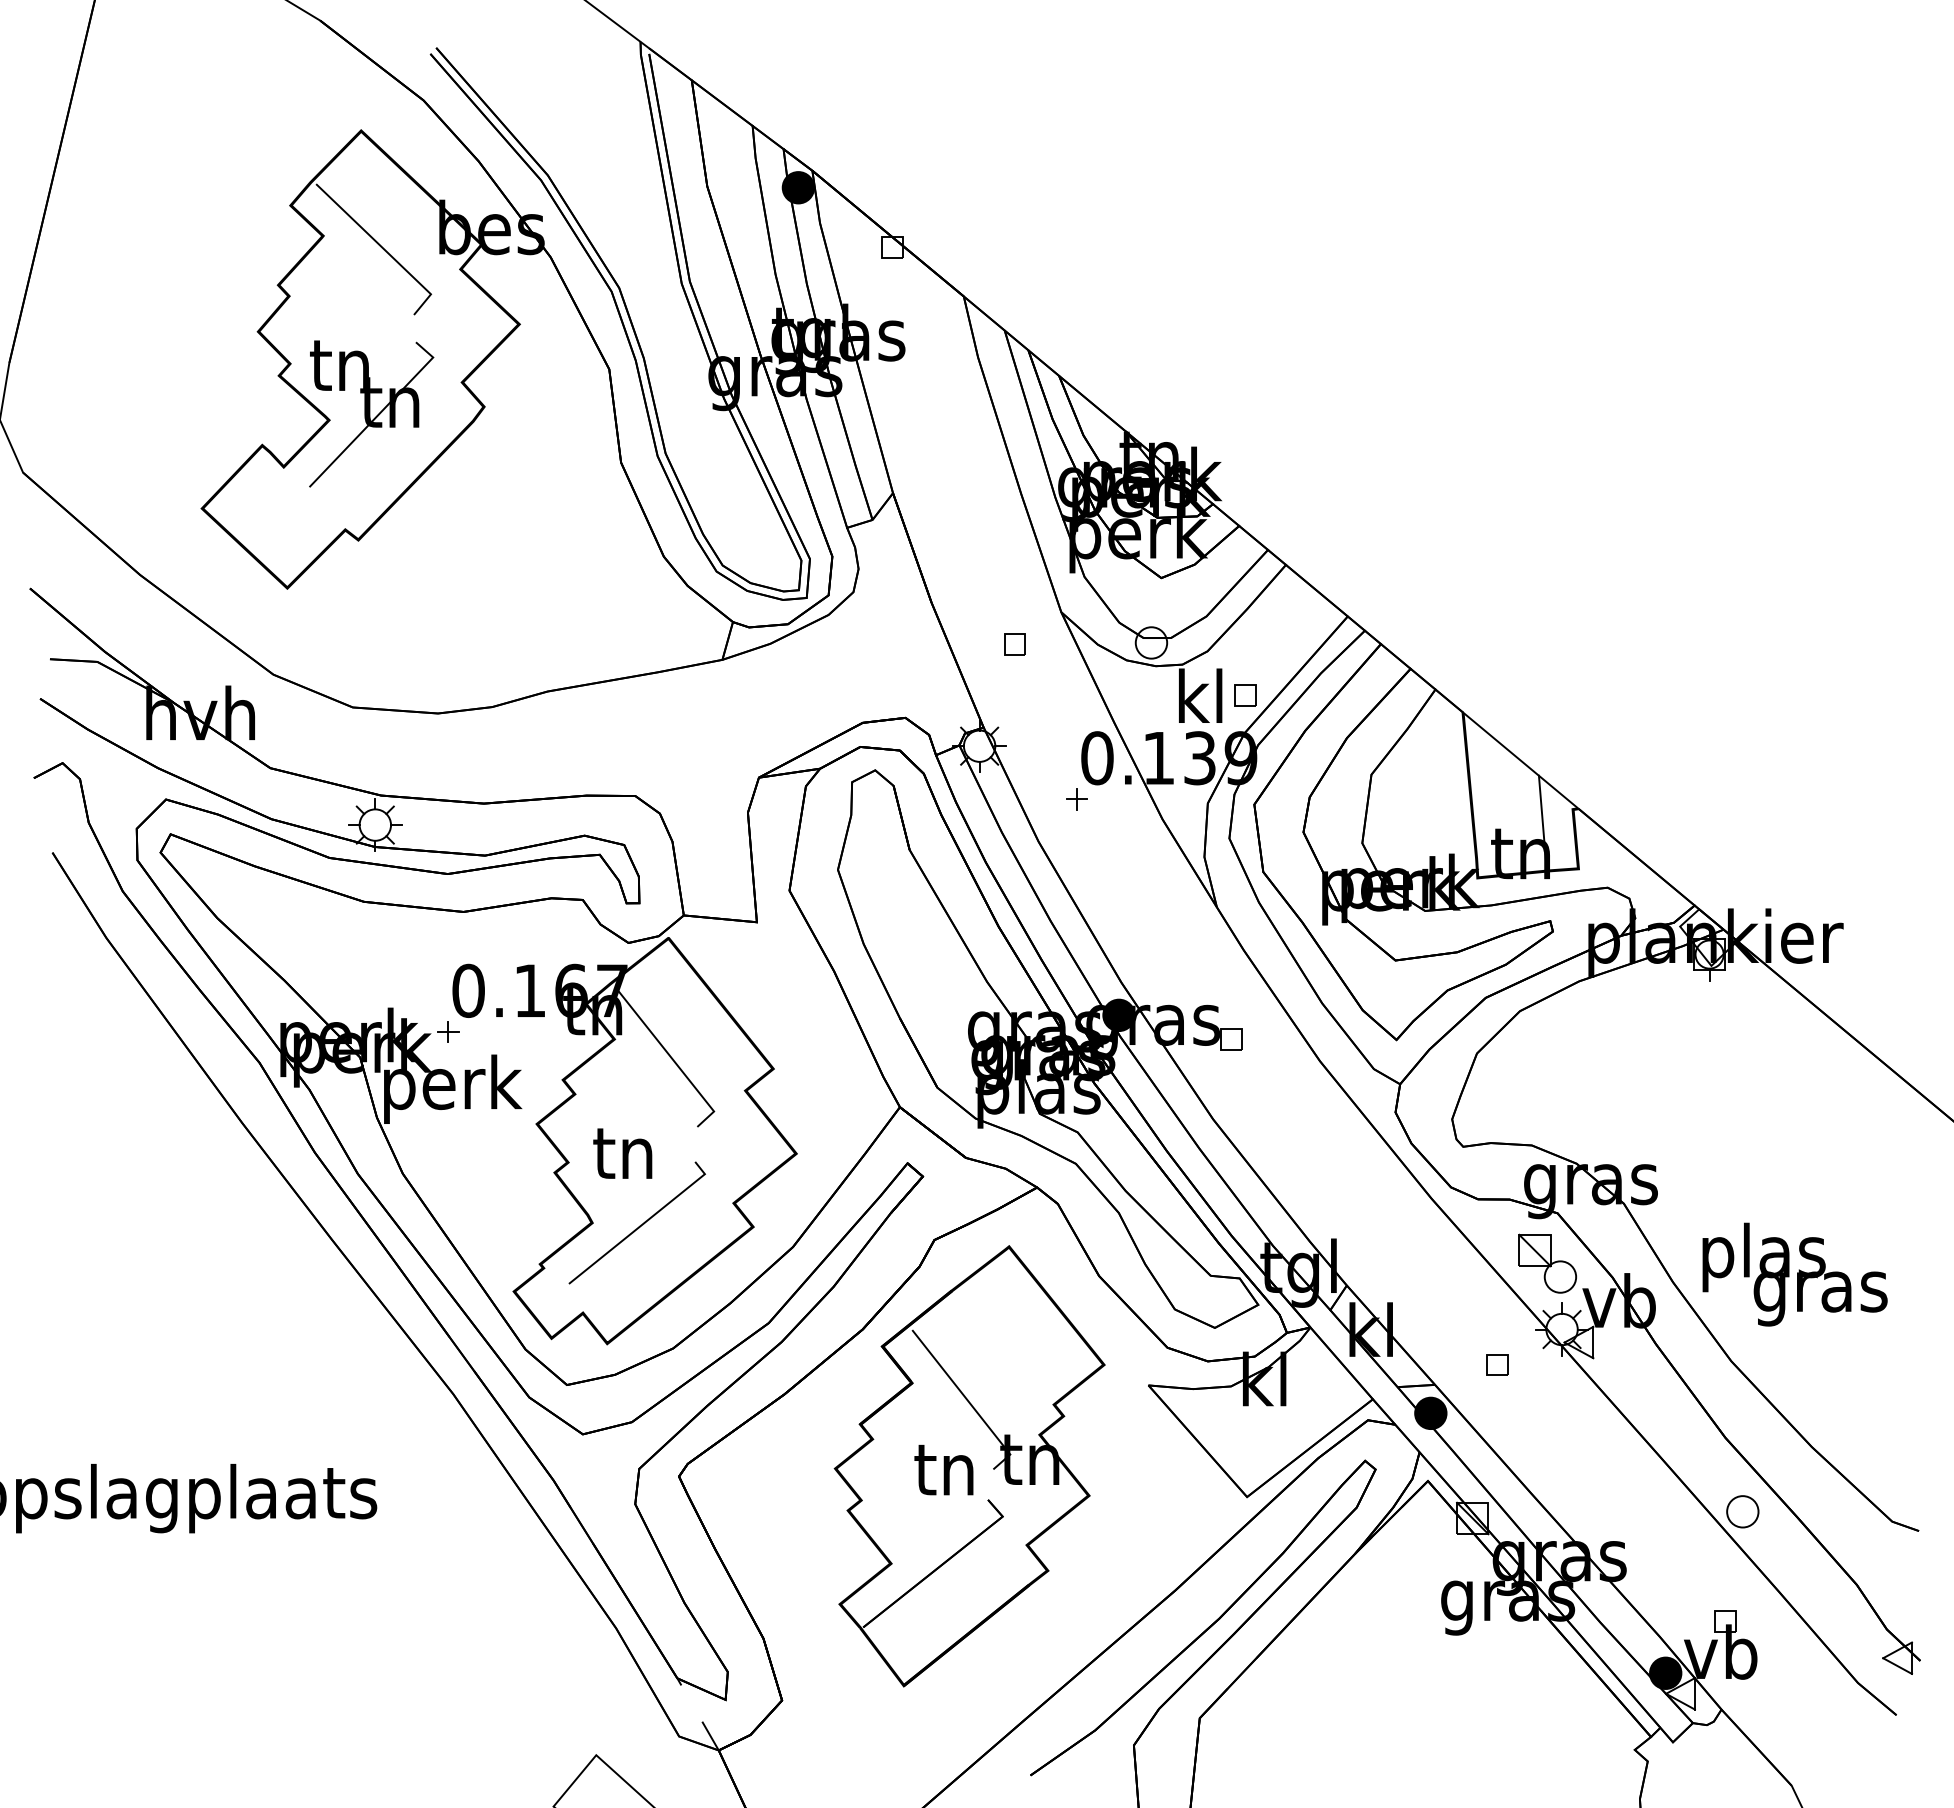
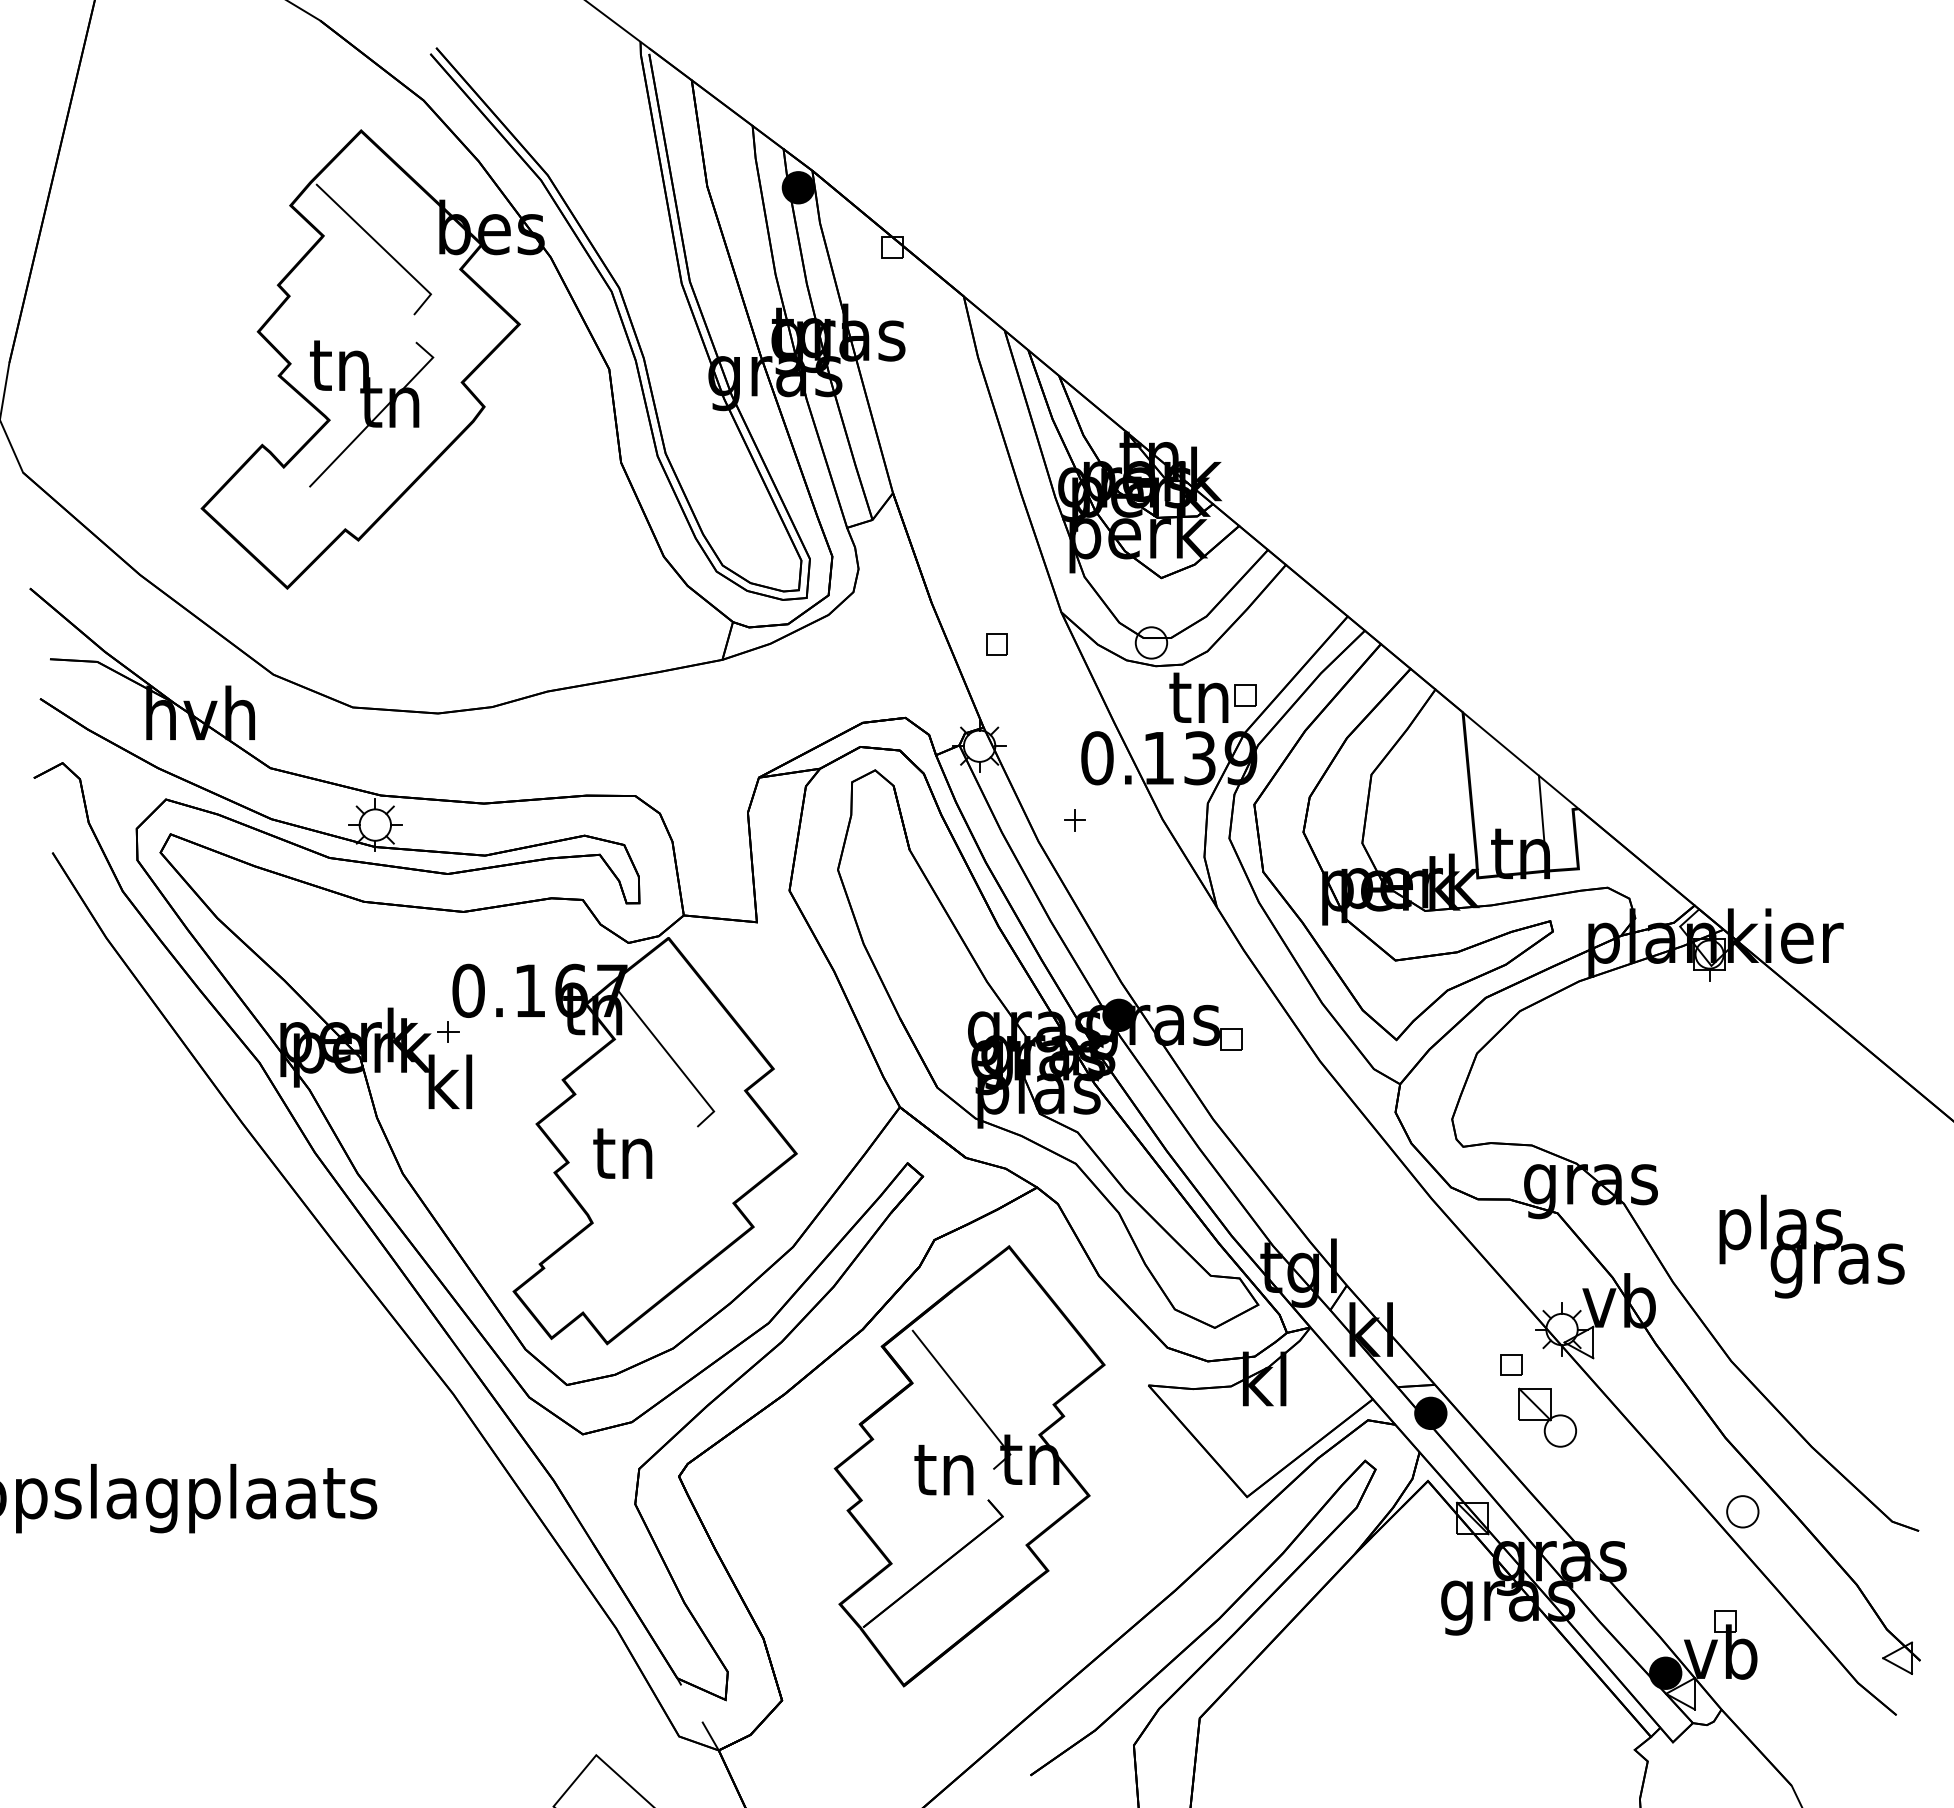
part position: (1014, 644) -> (996, 644) (996, 644)
text: kl -> tn (1198, 695)
part position: (1076, 799) -> (1074, 820) (1074, 820)
text: perk -> kl (453, 1088)
line: present -> none (639, 1225)
part position: (1547, 1263) -> (1547, 1417) (1547, 1417)
text position: (1794, 1274) -> (1811, 1246) (1811, 1246)
part position: (1497, 1364) -> (1511, 1364) (1511, 1364)
